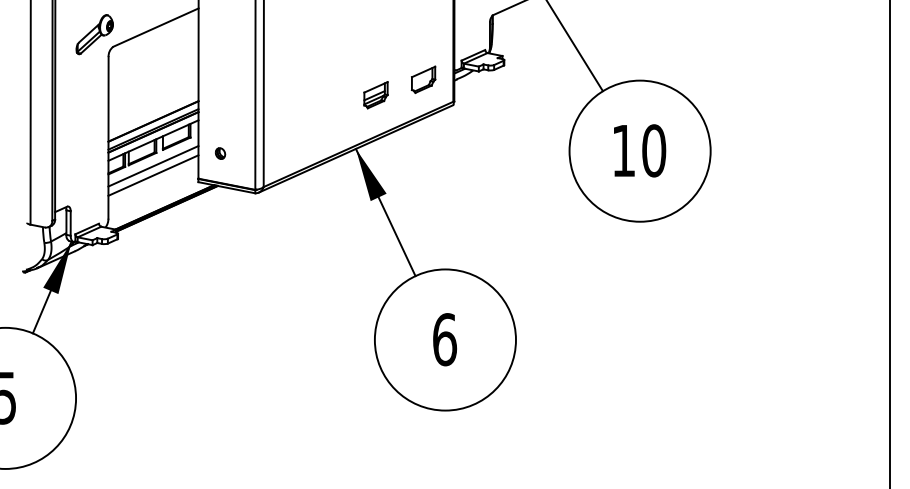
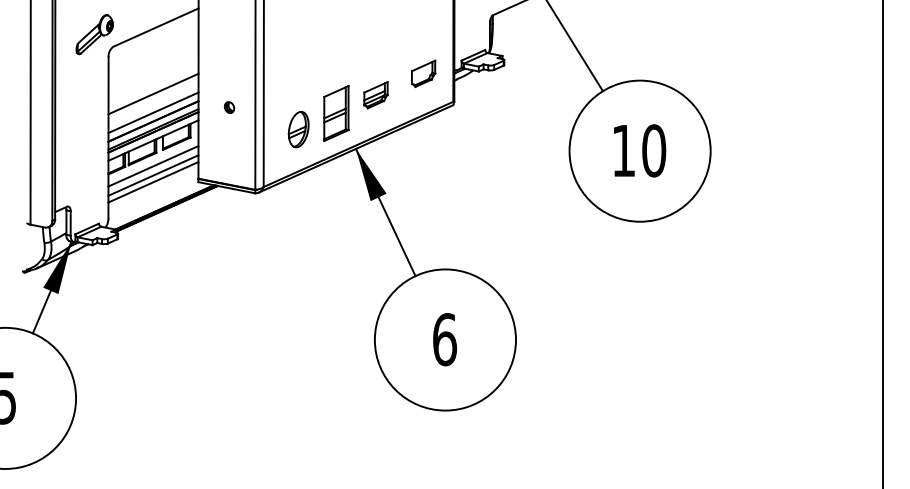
part position: (423, 79) -> (423, 73) (423, 73)
line: none -> present (153, 93)
line: none -> present (153, 112)
part: none -> present (336, 113)
part: none -> present (298, 129)
part position: (220, 153) -> (229, 107) (229, 107)
line: none -> present (153, 182)
line position: (889, 243) -> (882, 243) (882, 243)
